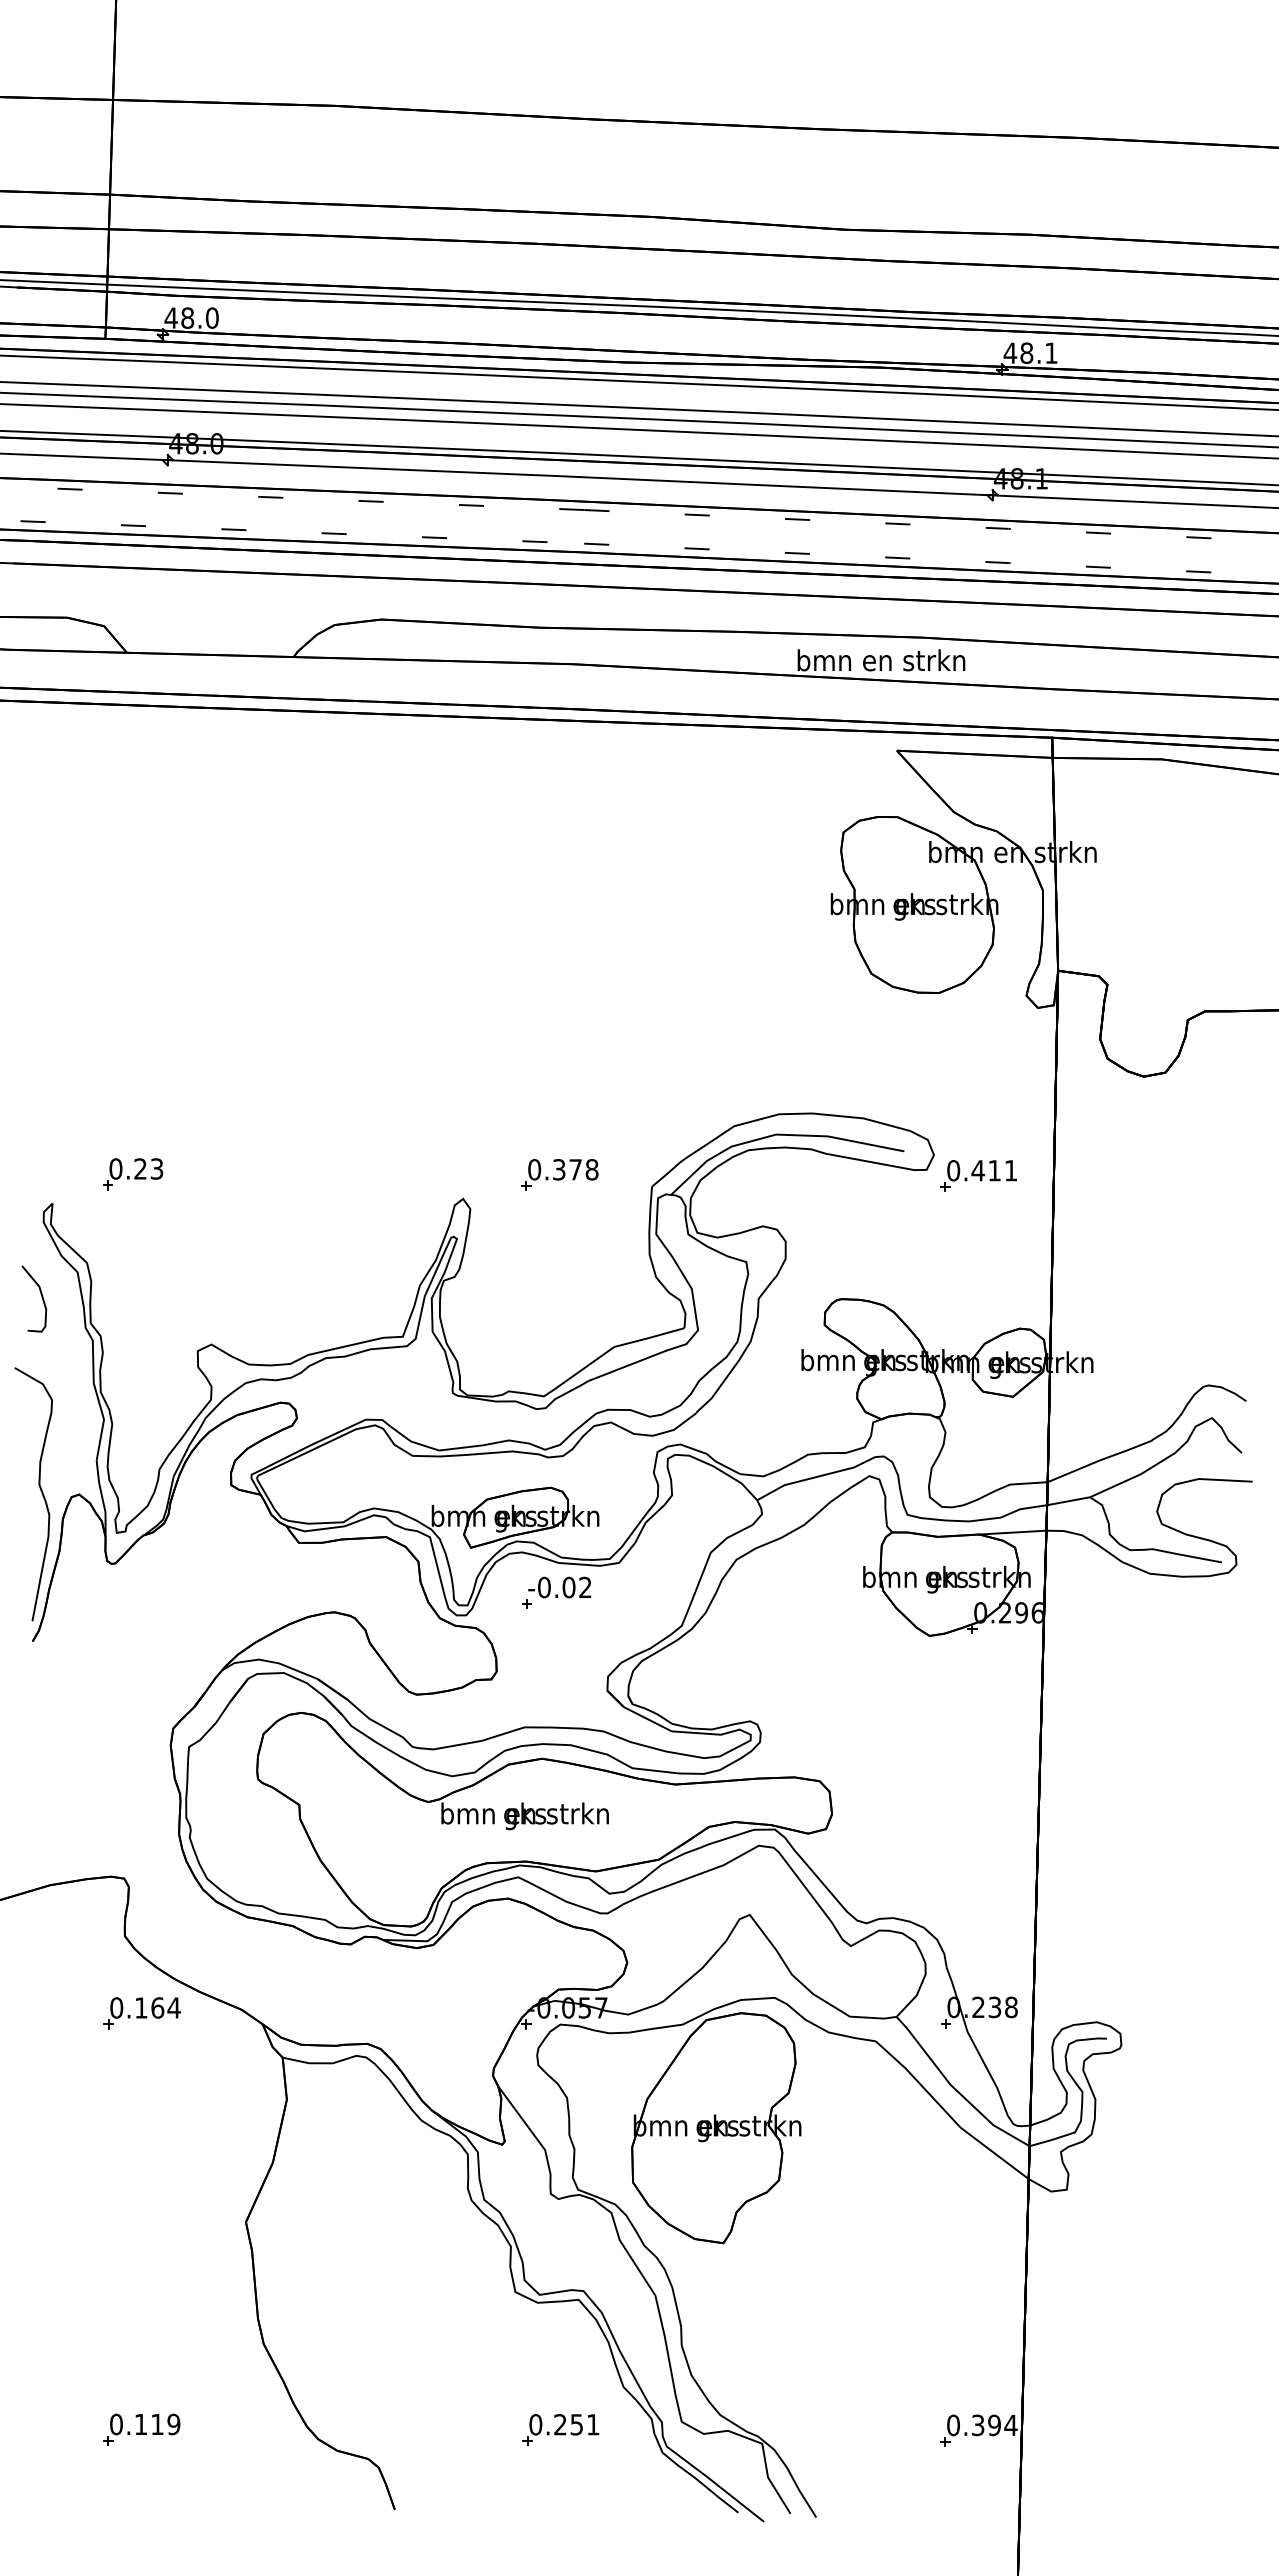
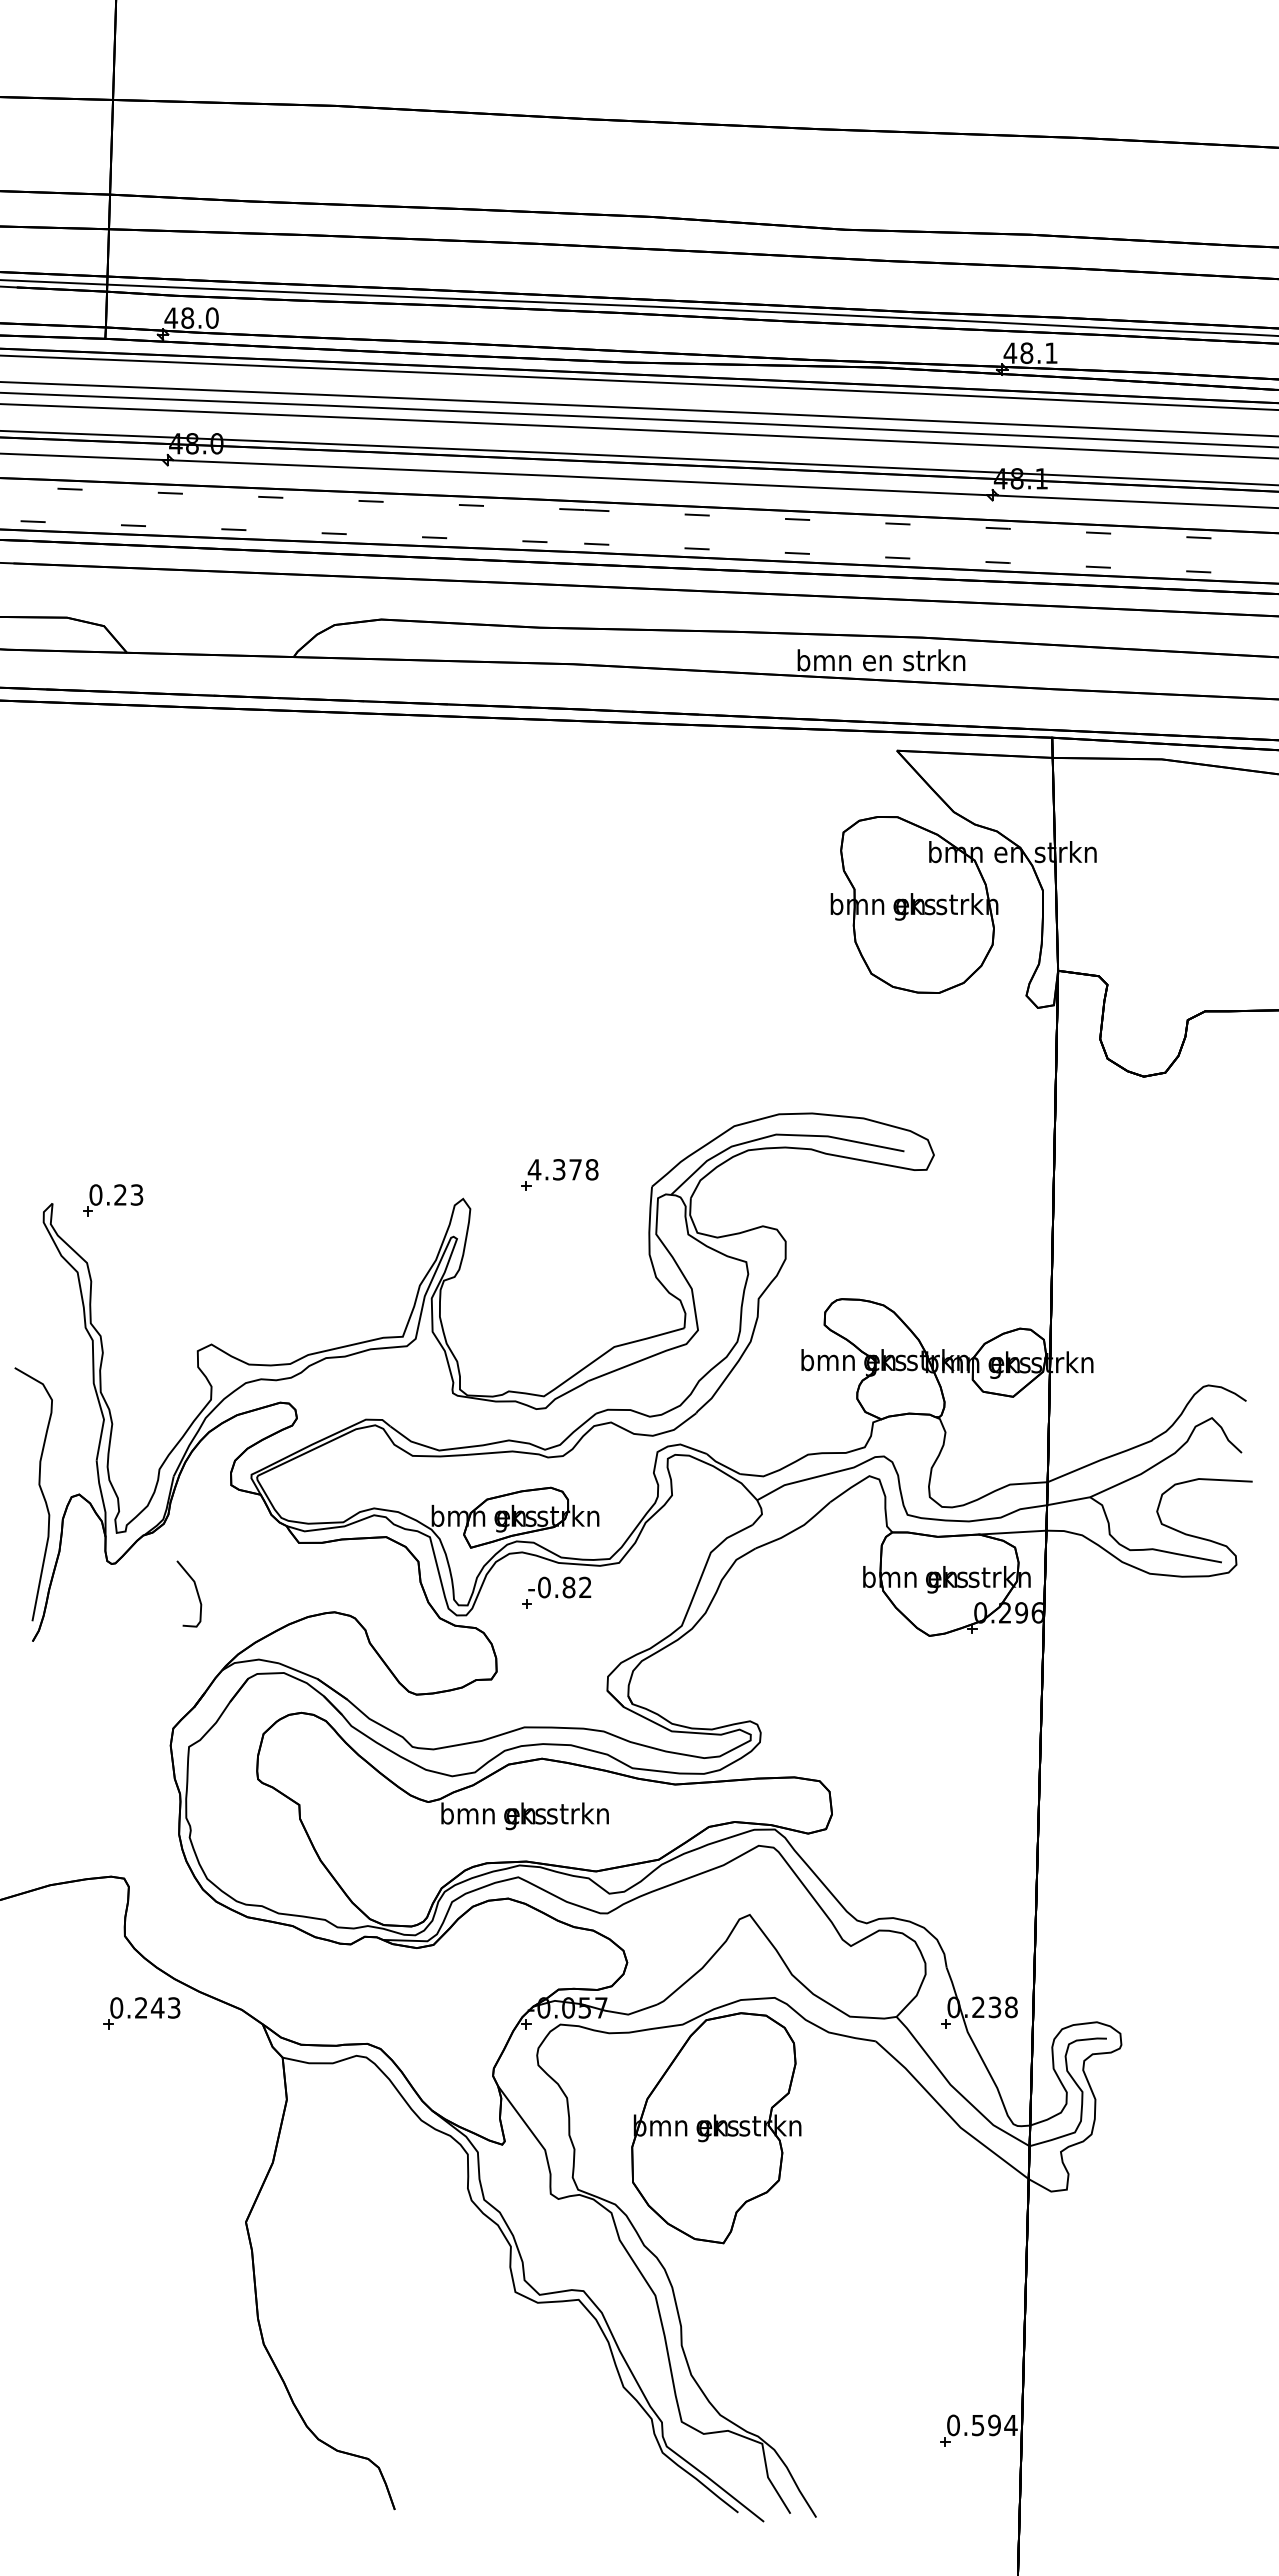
text: 0.378 -> 4.378 (534, 1169)
part position: (133, 1174) -> (113, 1200) (113, 1200)
part: present -> none (978, 1175)
curve position: (41, 1297) -> (196, 1592) (196, 1592)
text: -0.02 -> -0.82 (568, 1587)
text: 0.164 -> 0.243 (157, 2007)
text: 0.394 -> 0.594 (978, 2424)
part: present -> none (141, 2429)
part: present -> none (560, 2429)
